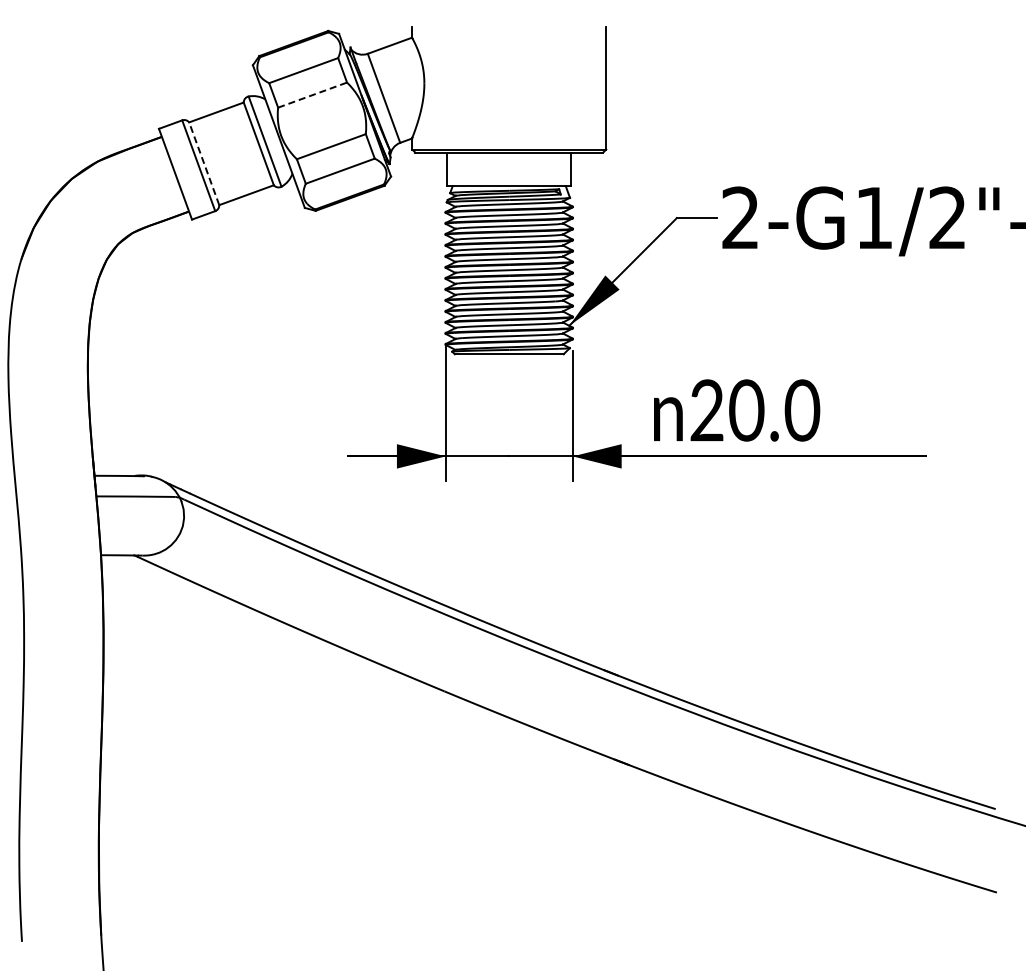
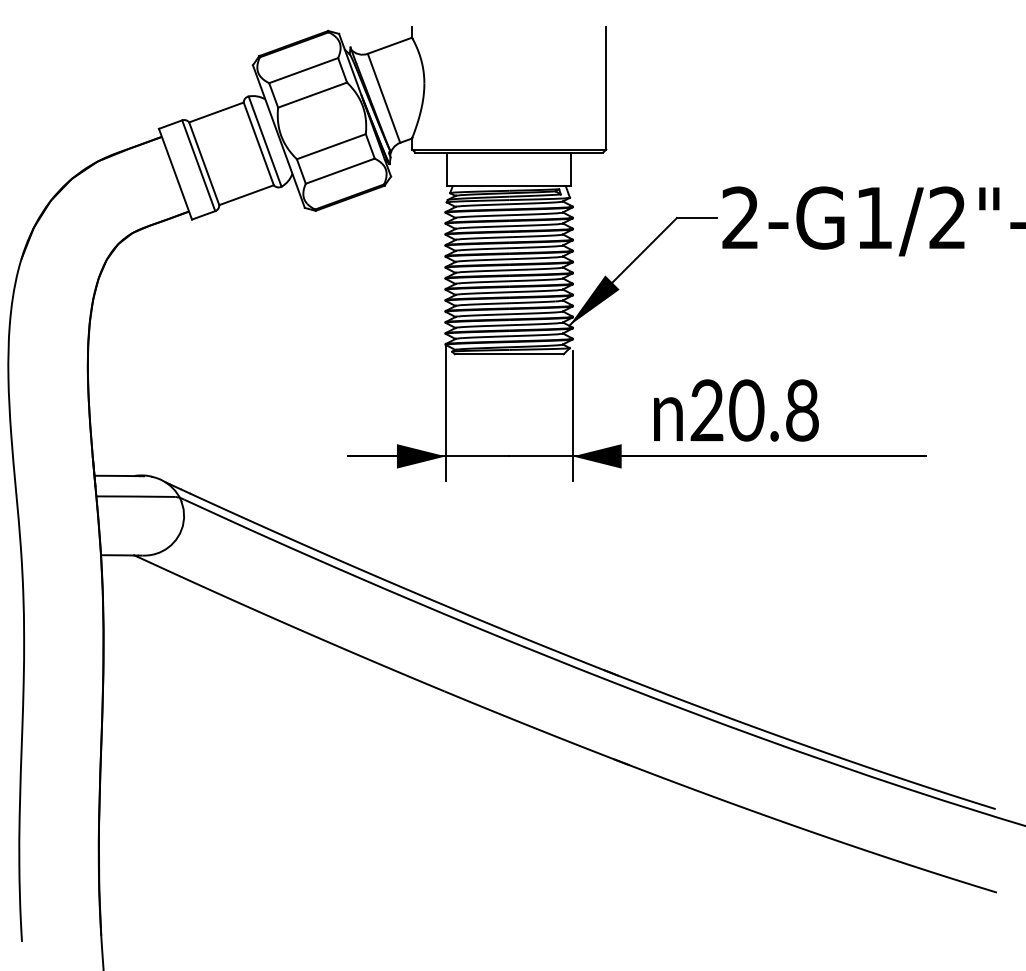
line: dashed -> solid (312, 95)
line: dashed -> solid (204, 163)
text: 20.0 -> 20.8 (802, 410)
